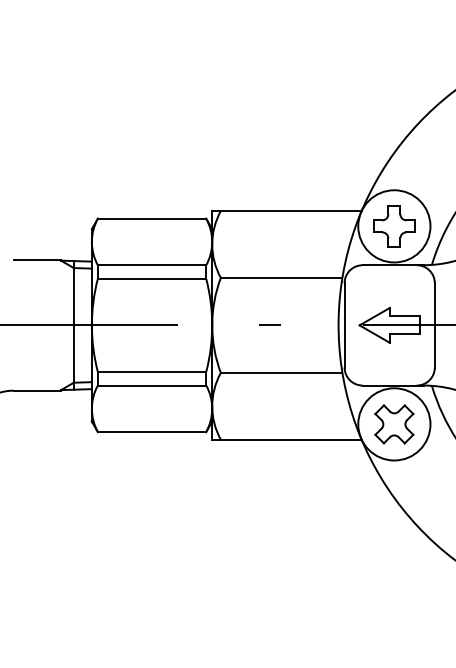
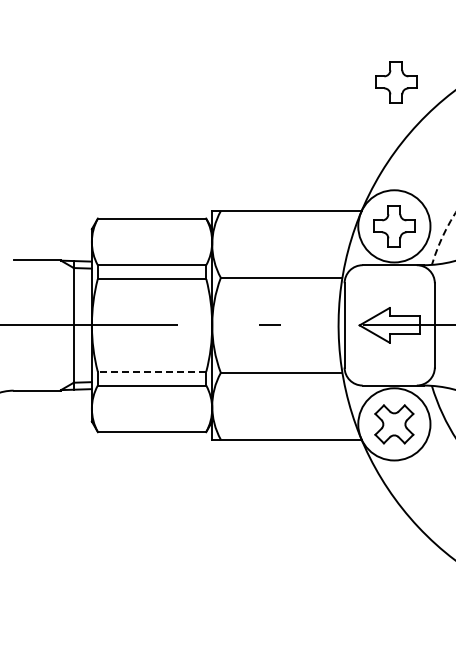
part: none -> present (396, 82)
arc: solid -> dashed (442, 237)
line: solid -> dashed (151, 371)
